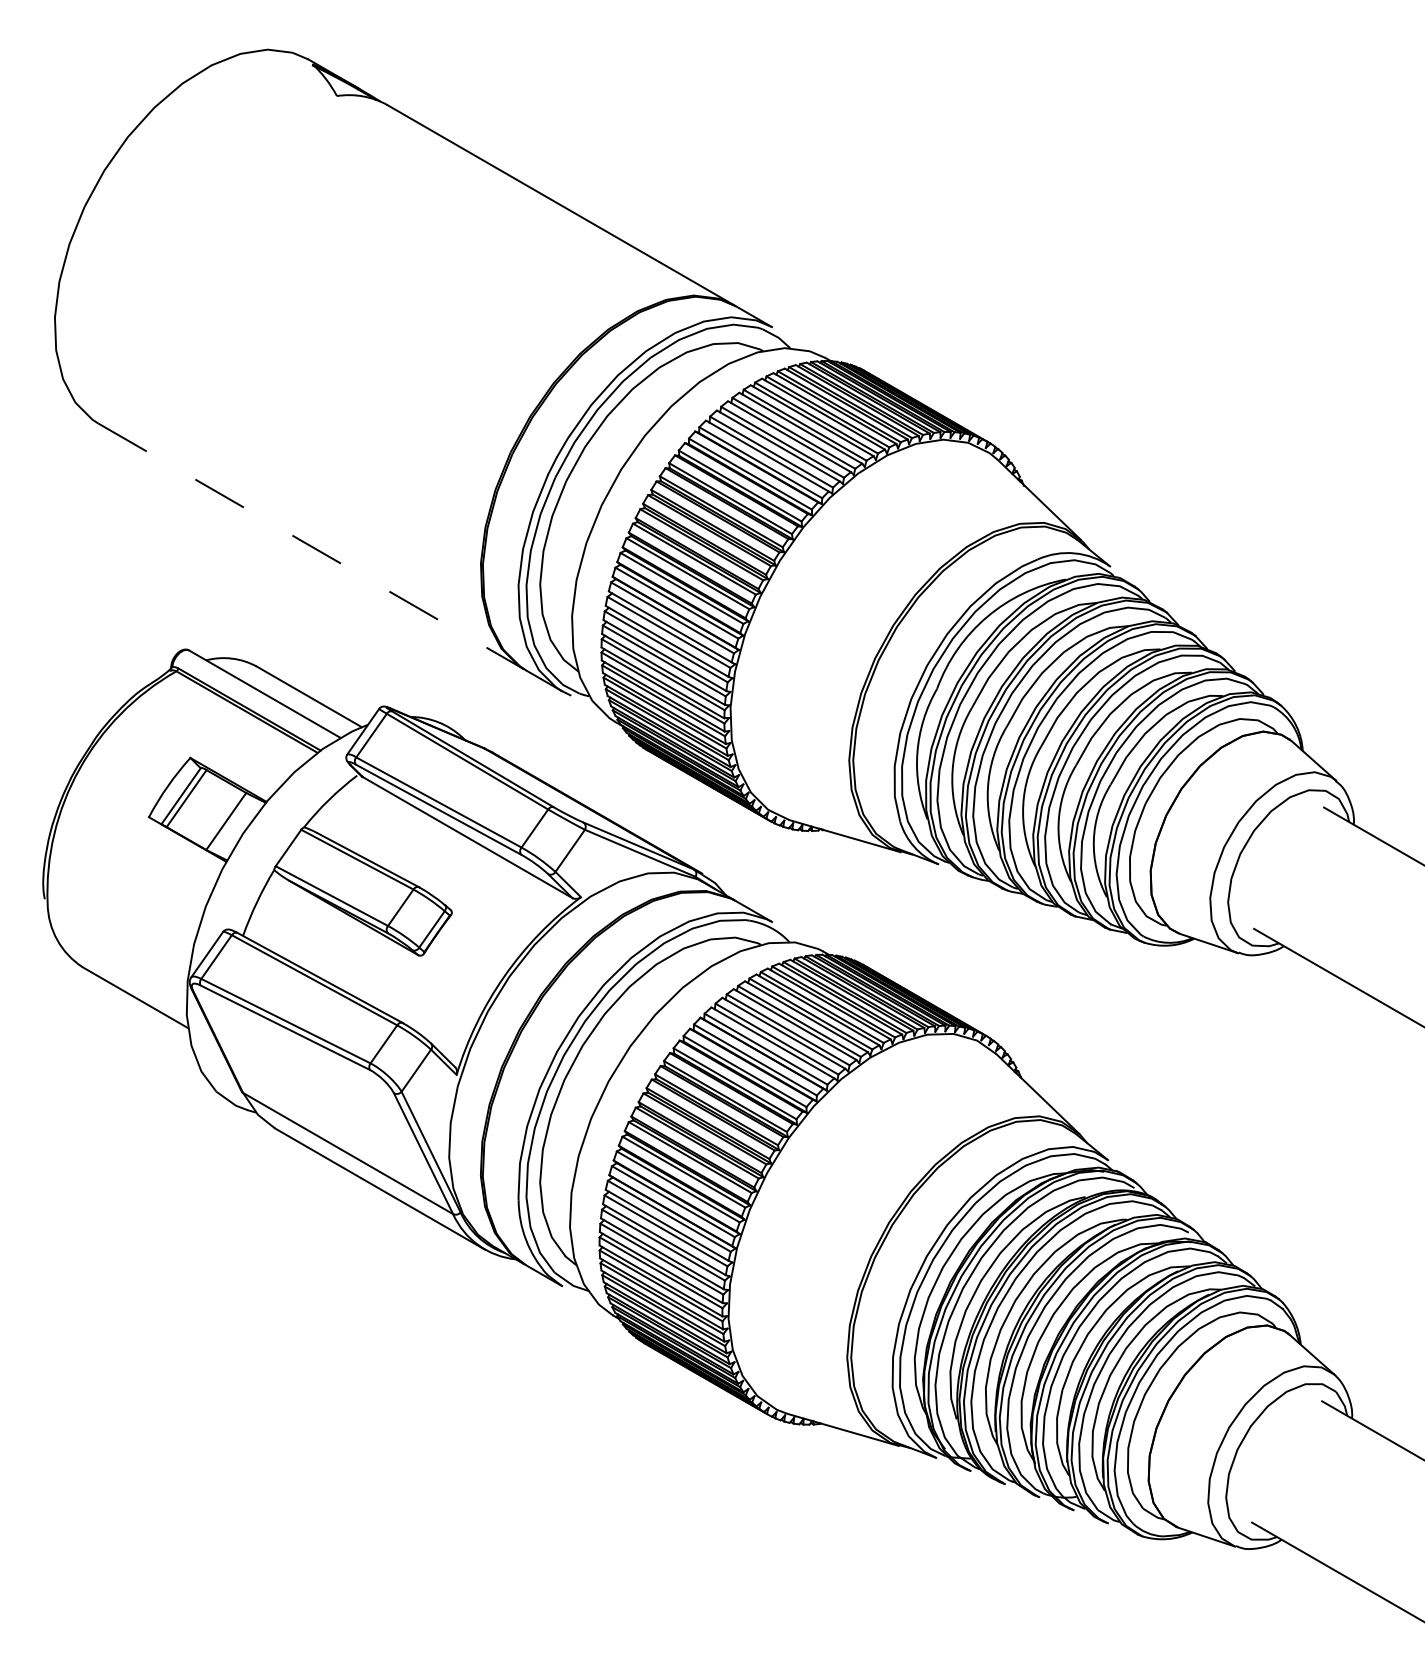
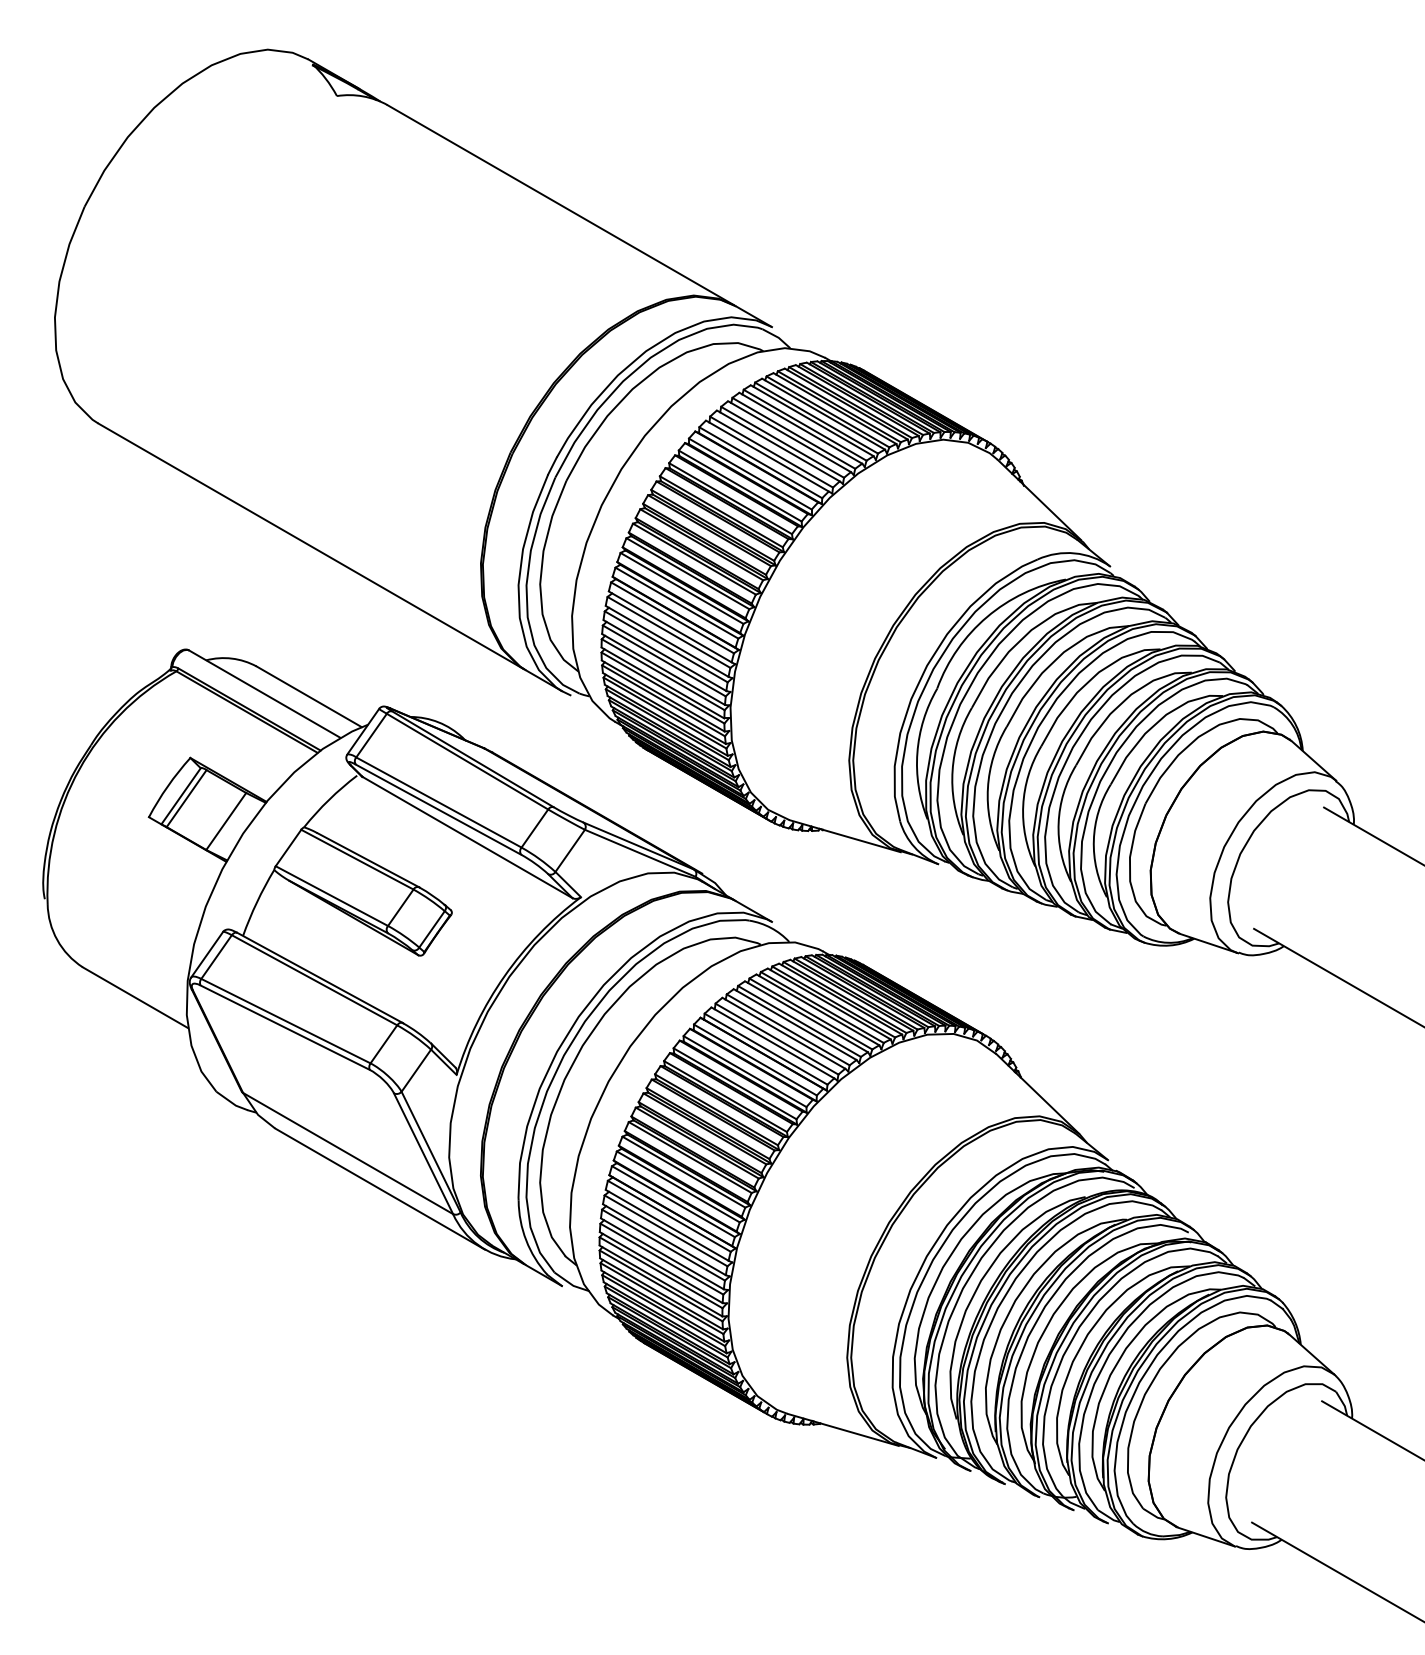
line: dashed -> solid (311, 546)
